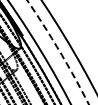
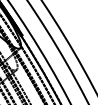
arc: dashed -> solid (59, 51)
